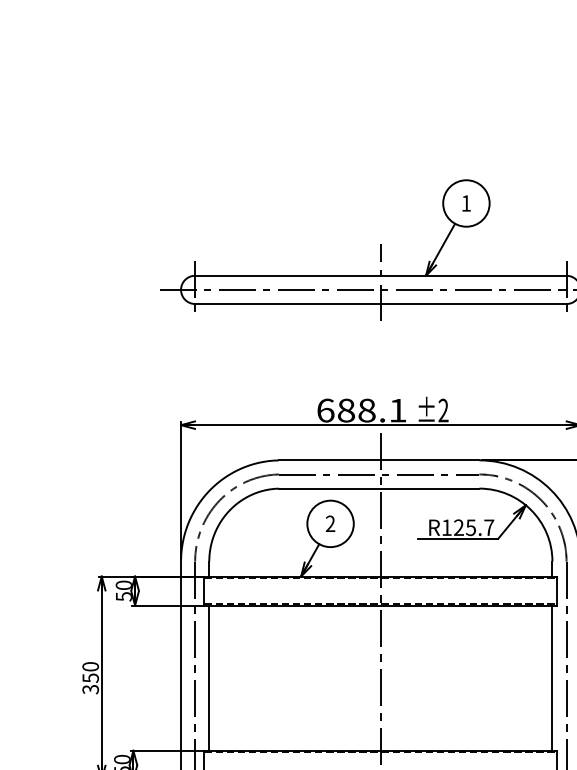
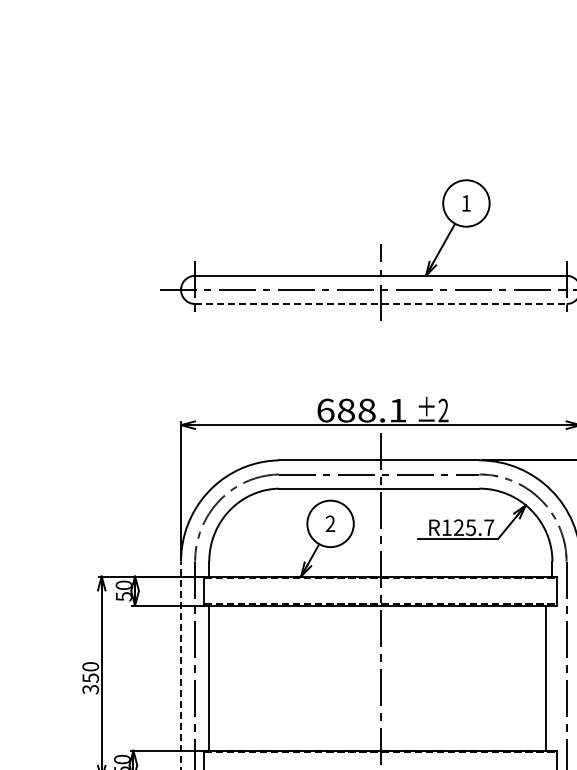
line: solid -> dashed (380, 304)
line: solid -> dashed (181, 665)
line position: (552, 677) -> (546, 677) (546, 677)
